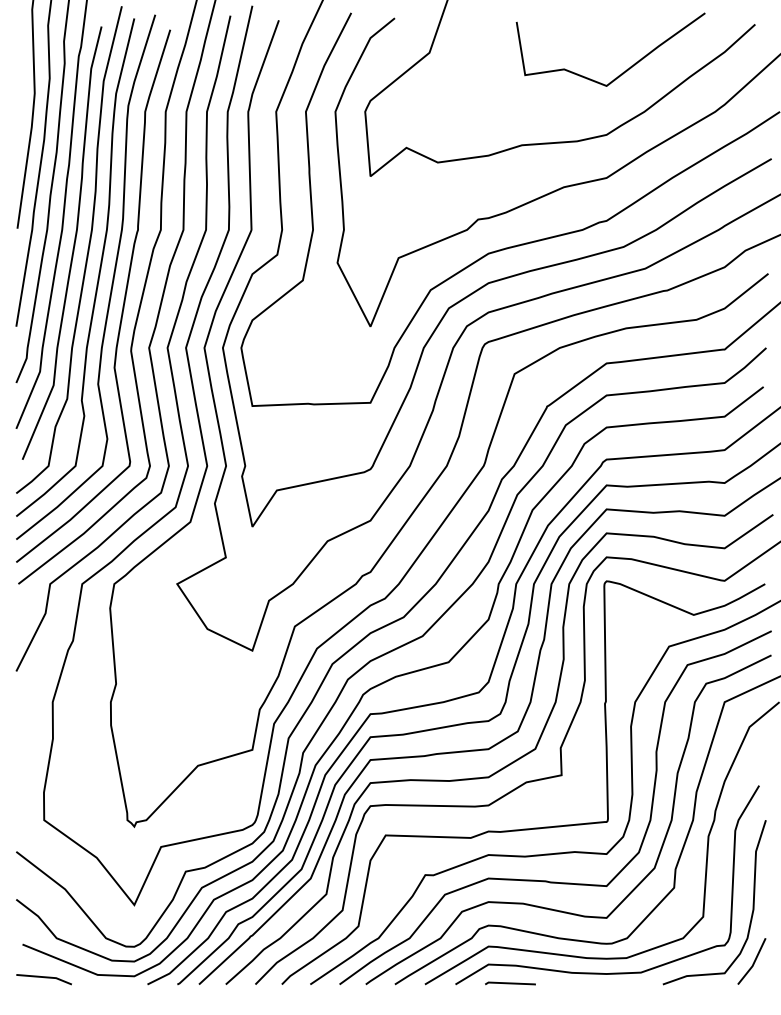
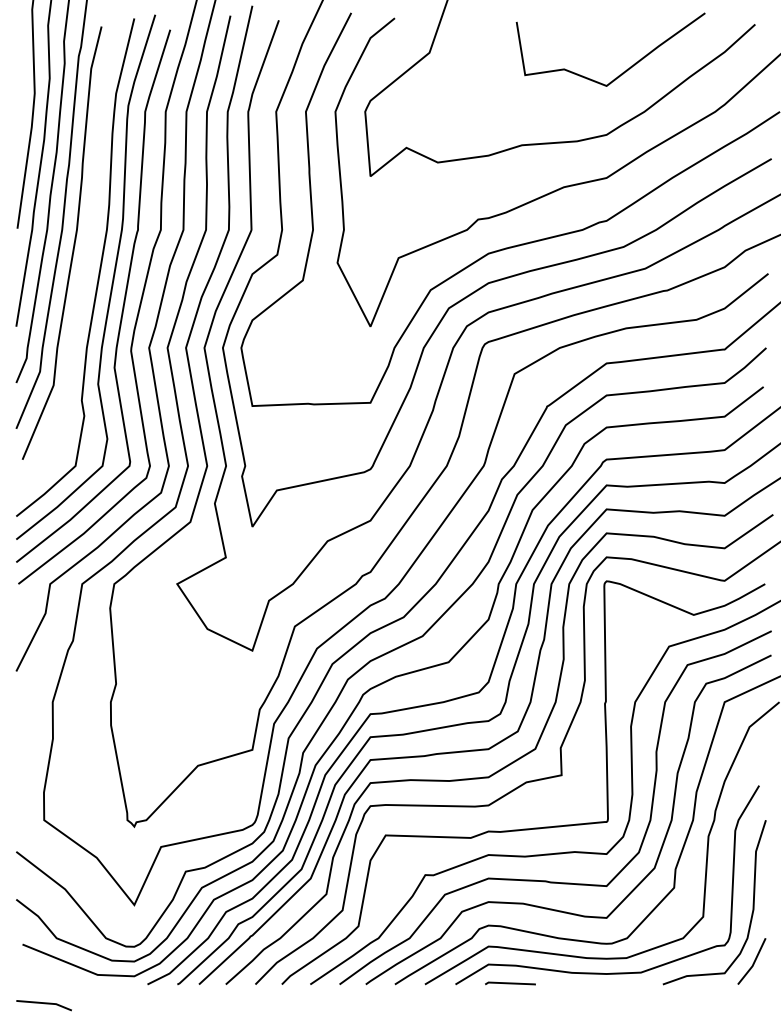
curve: present -> none (86, 254)
line position: (44, 978) -> (44, 1004) (44, 1004)
